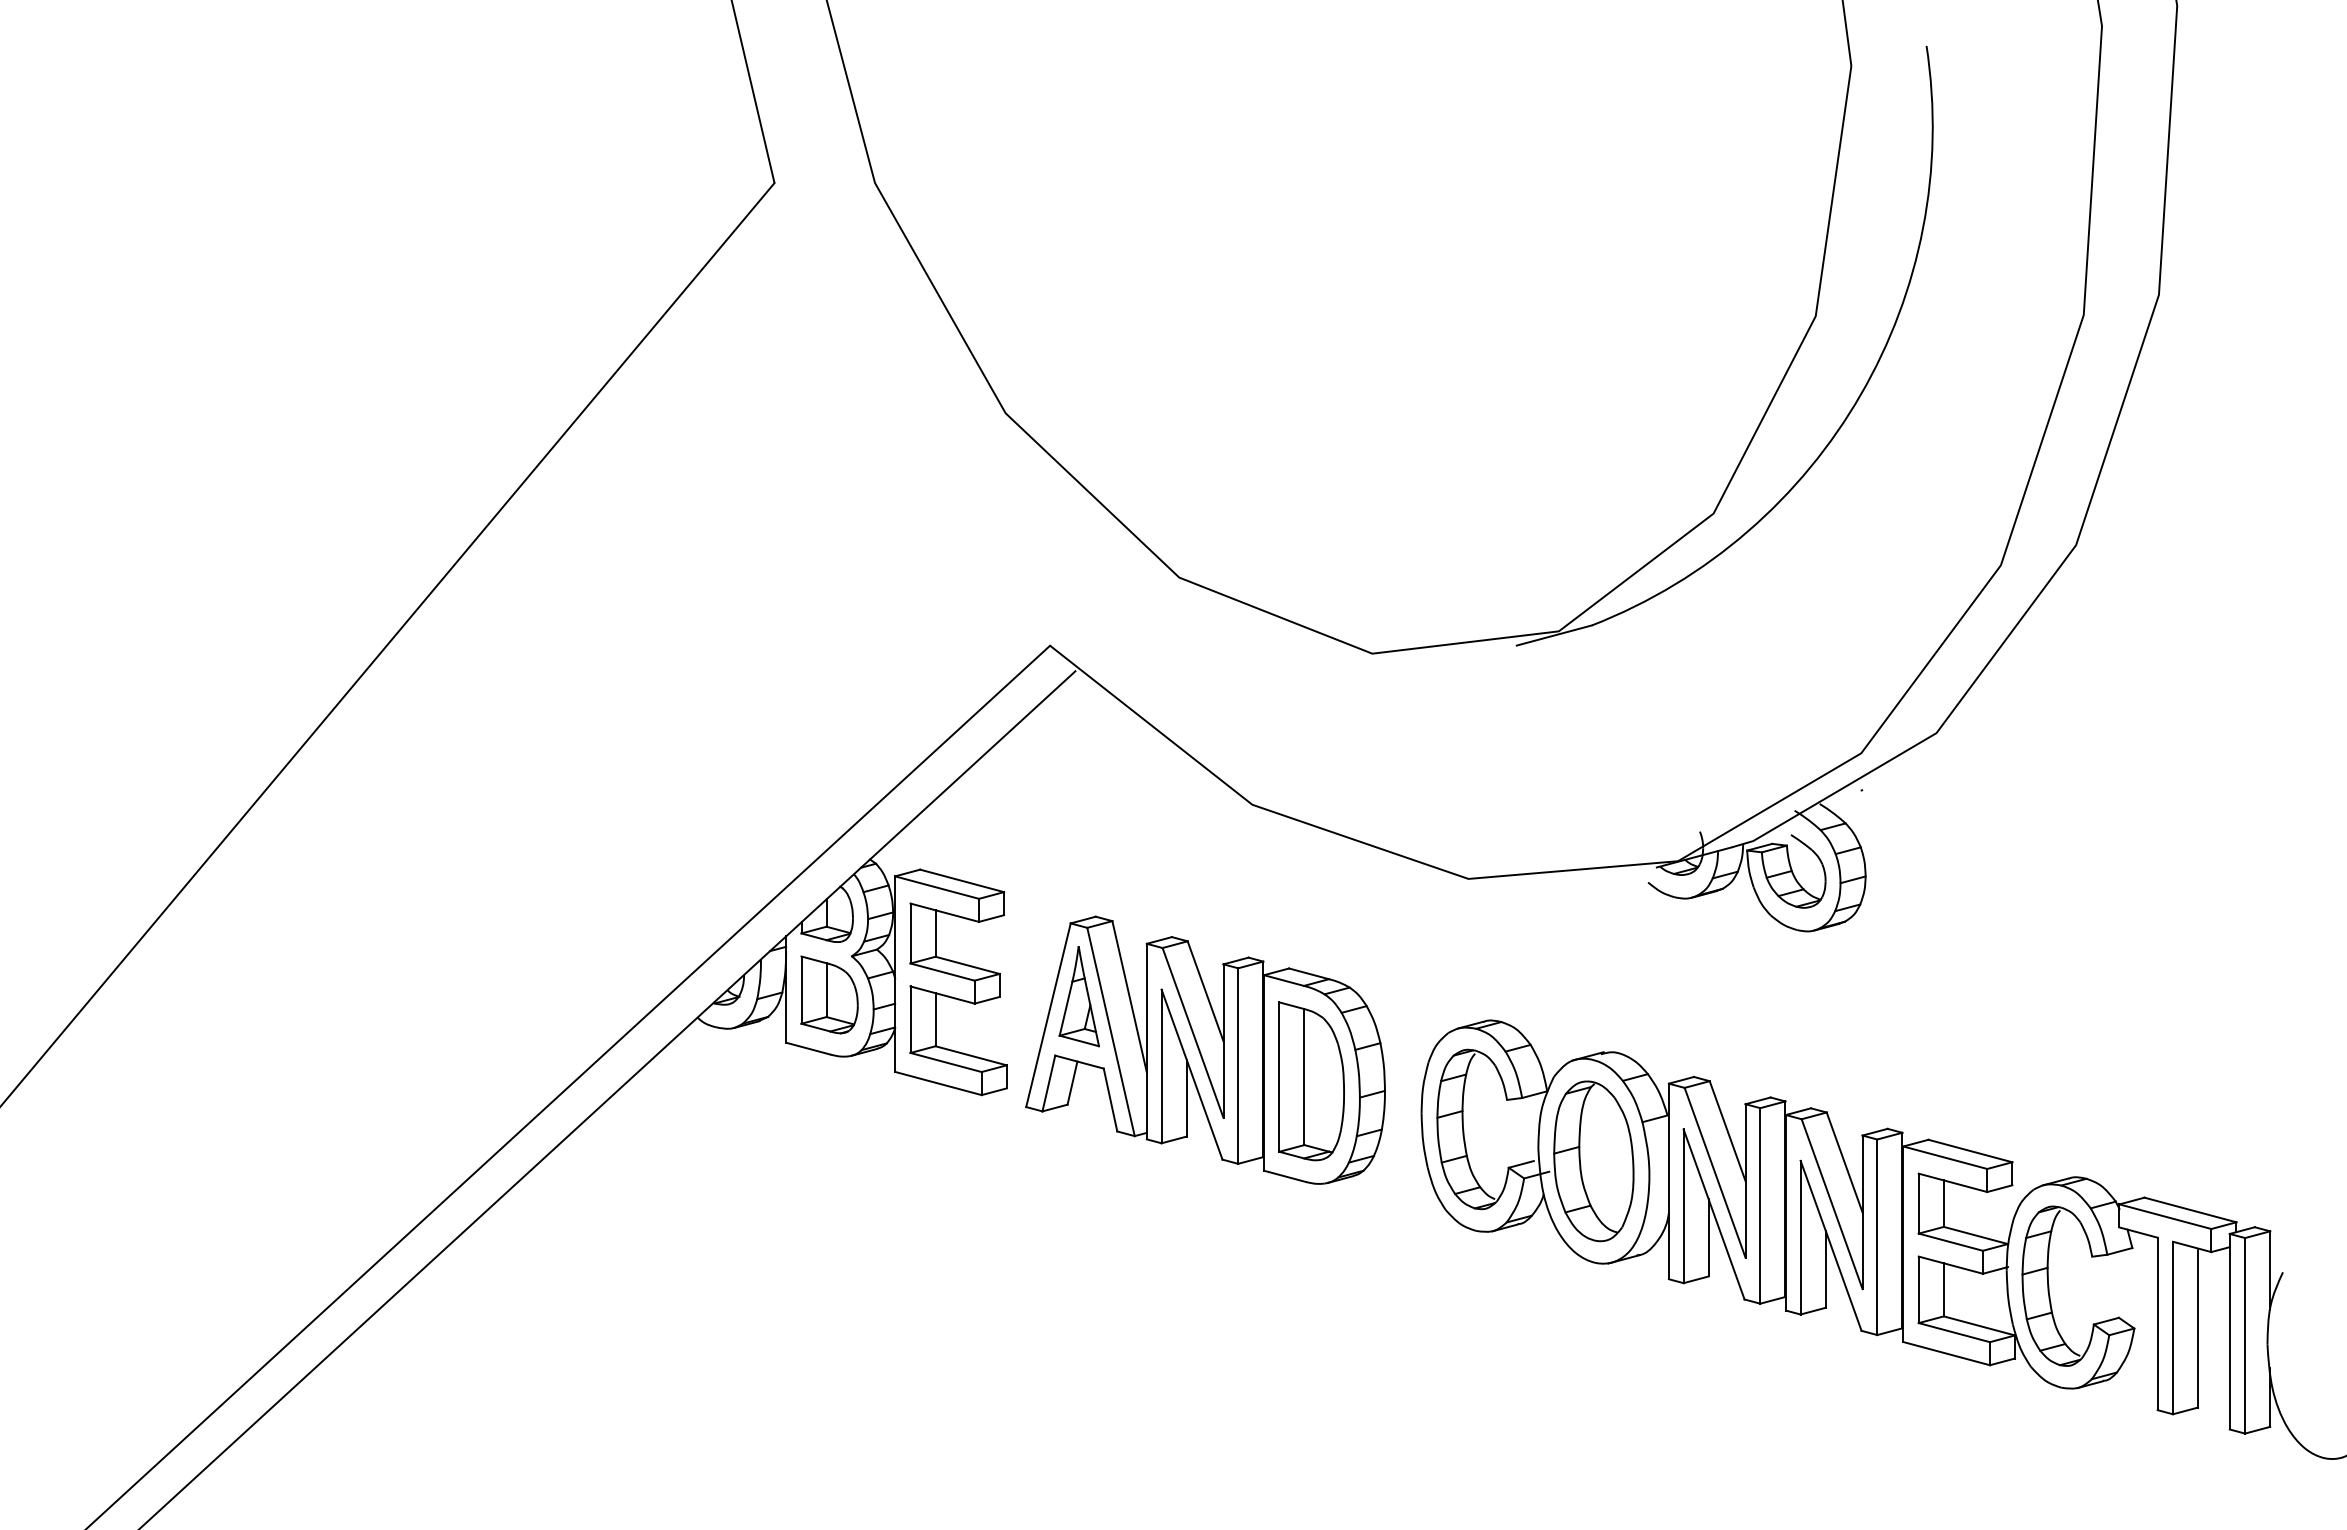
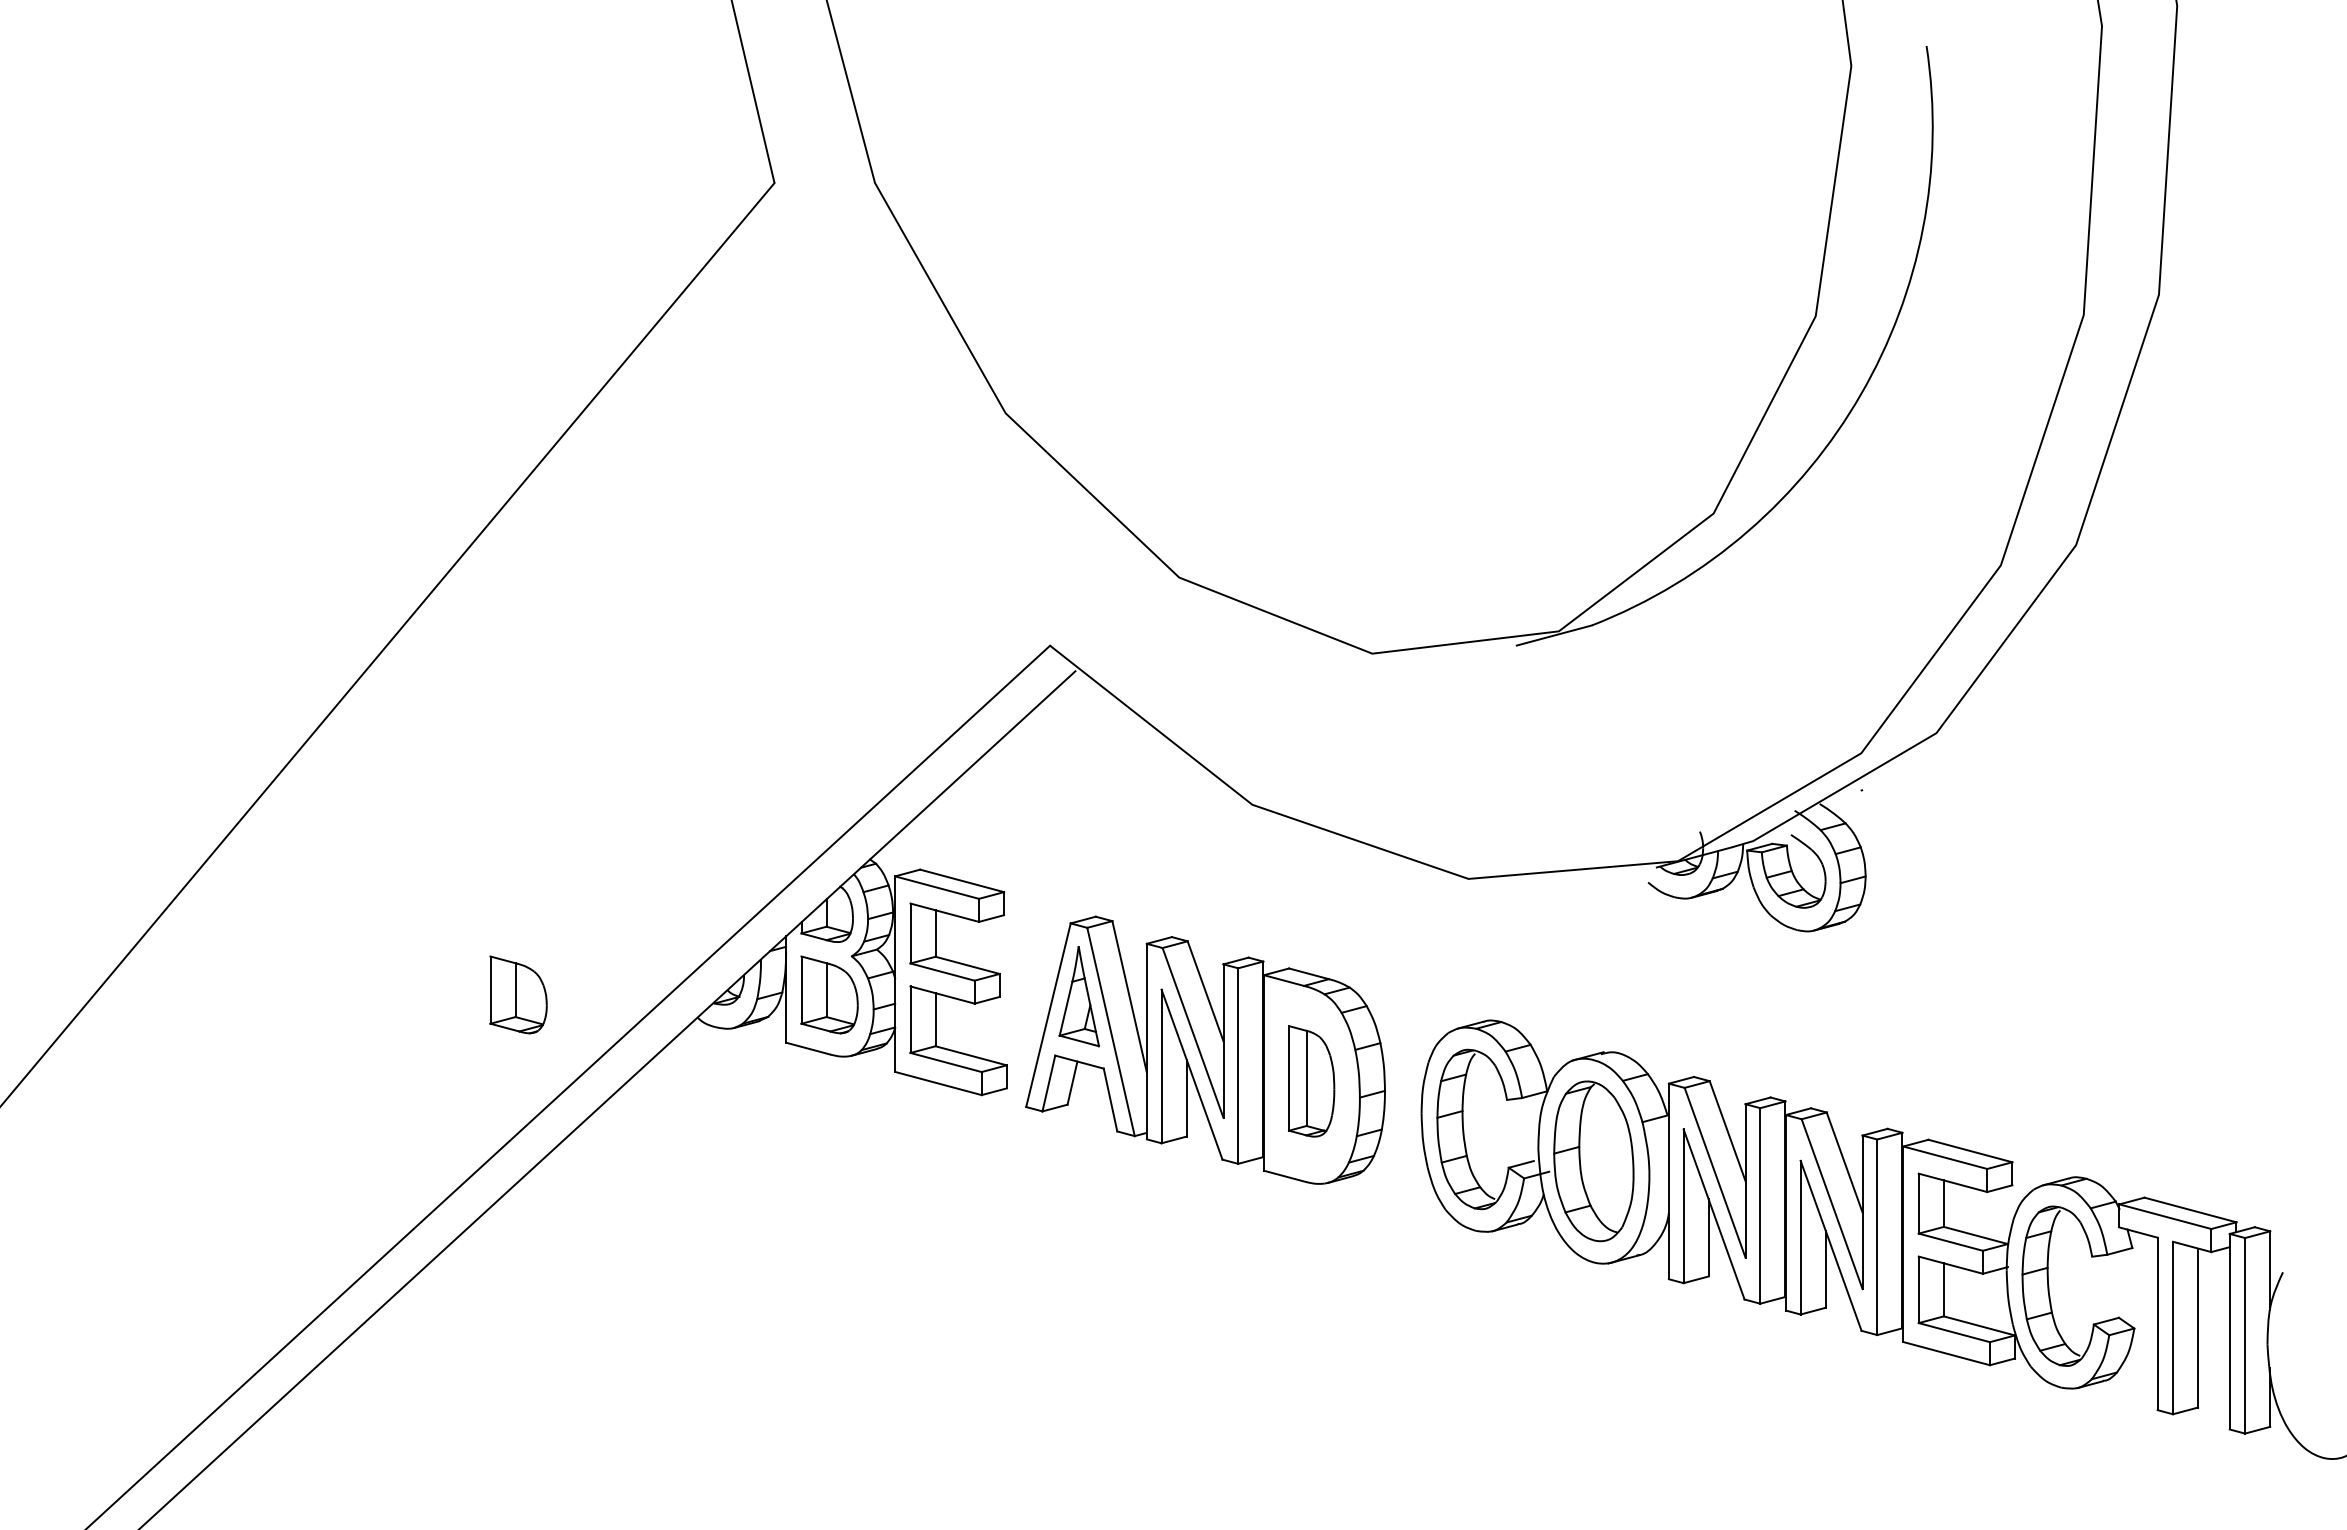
part: none -> present (518, 994)
part size: 67x161 px -> 48x113 px (1311, 1081)
